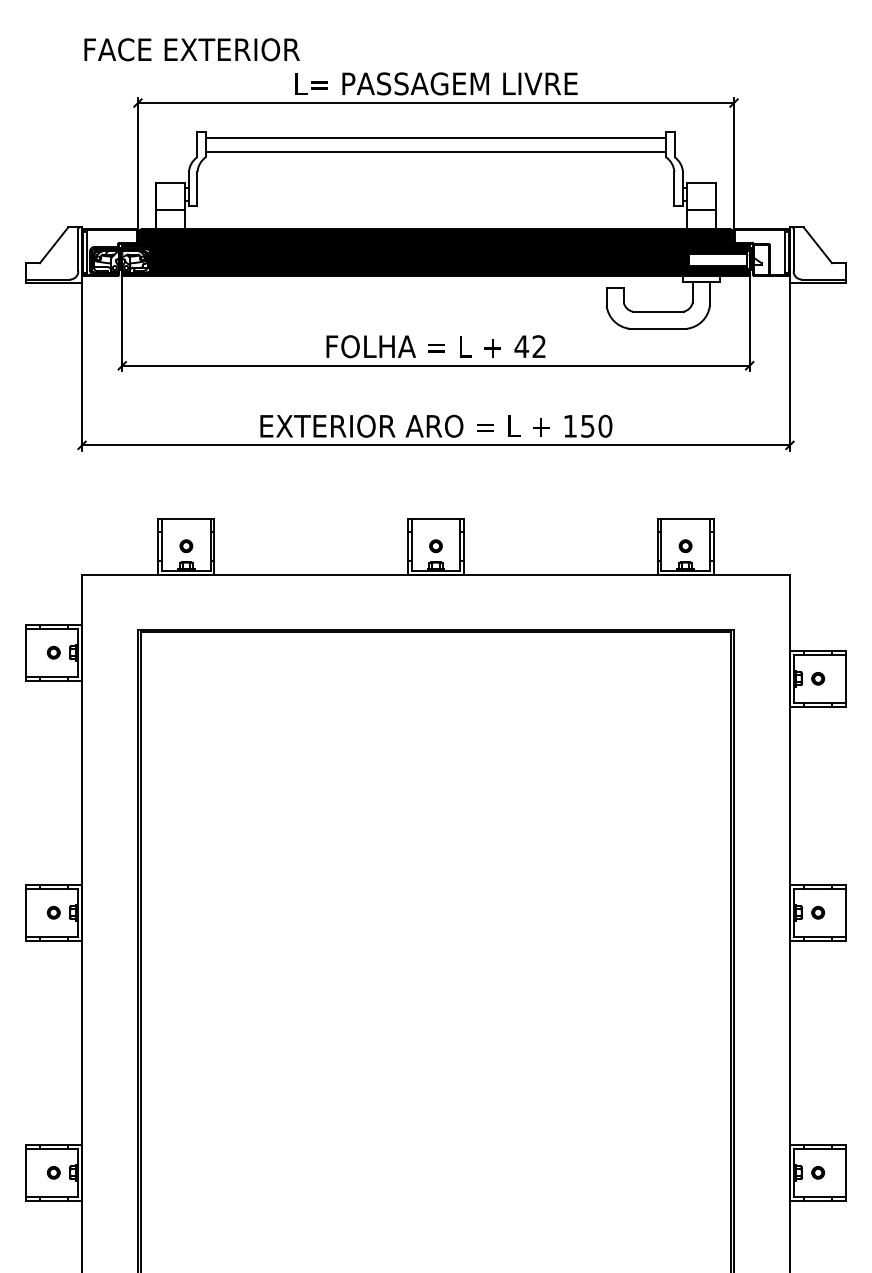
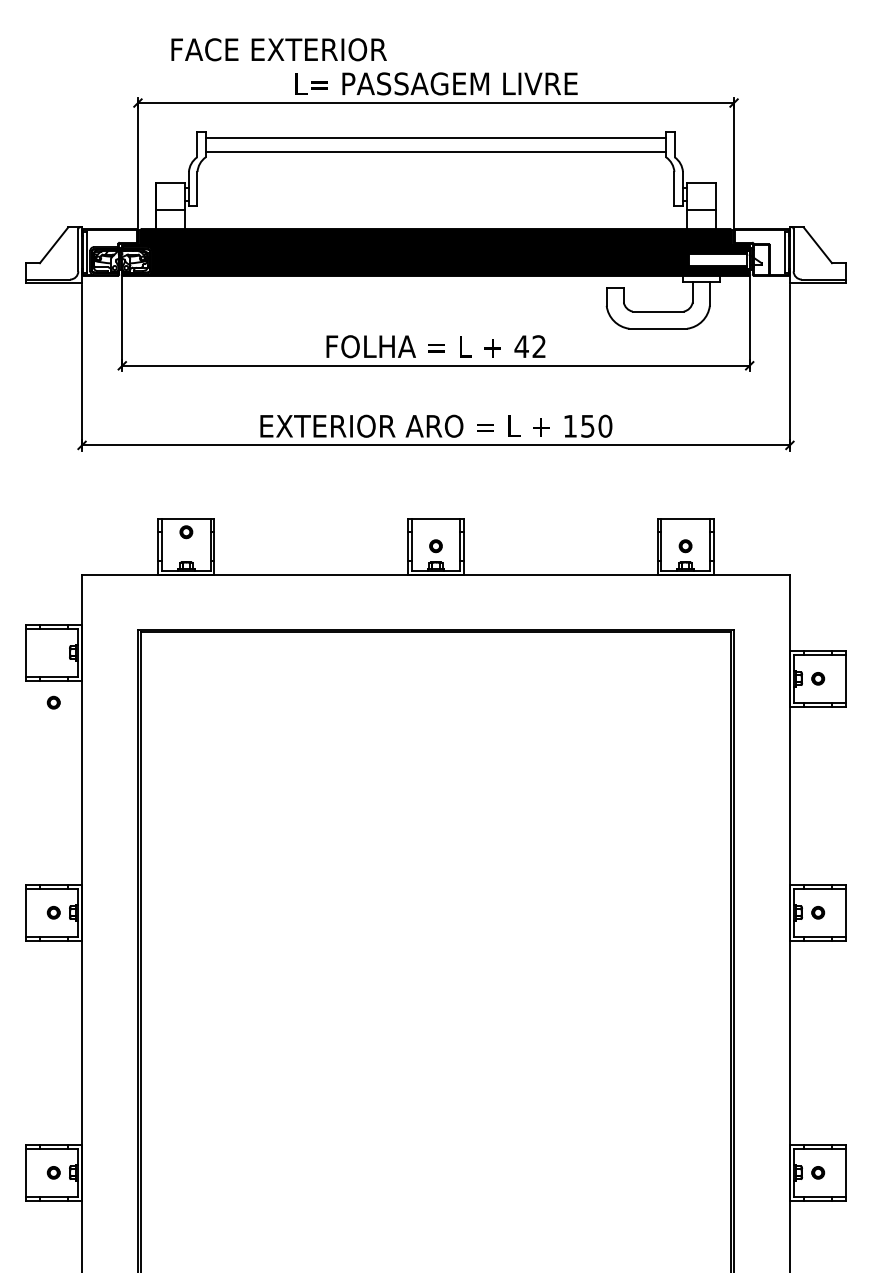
text position: (191, 49) -> (278, 49) (278, 49)
part position: (186, 546) -> (186, 532) (186, 532)
part position: (53, 652) -> (53, 702) (53, 702)
